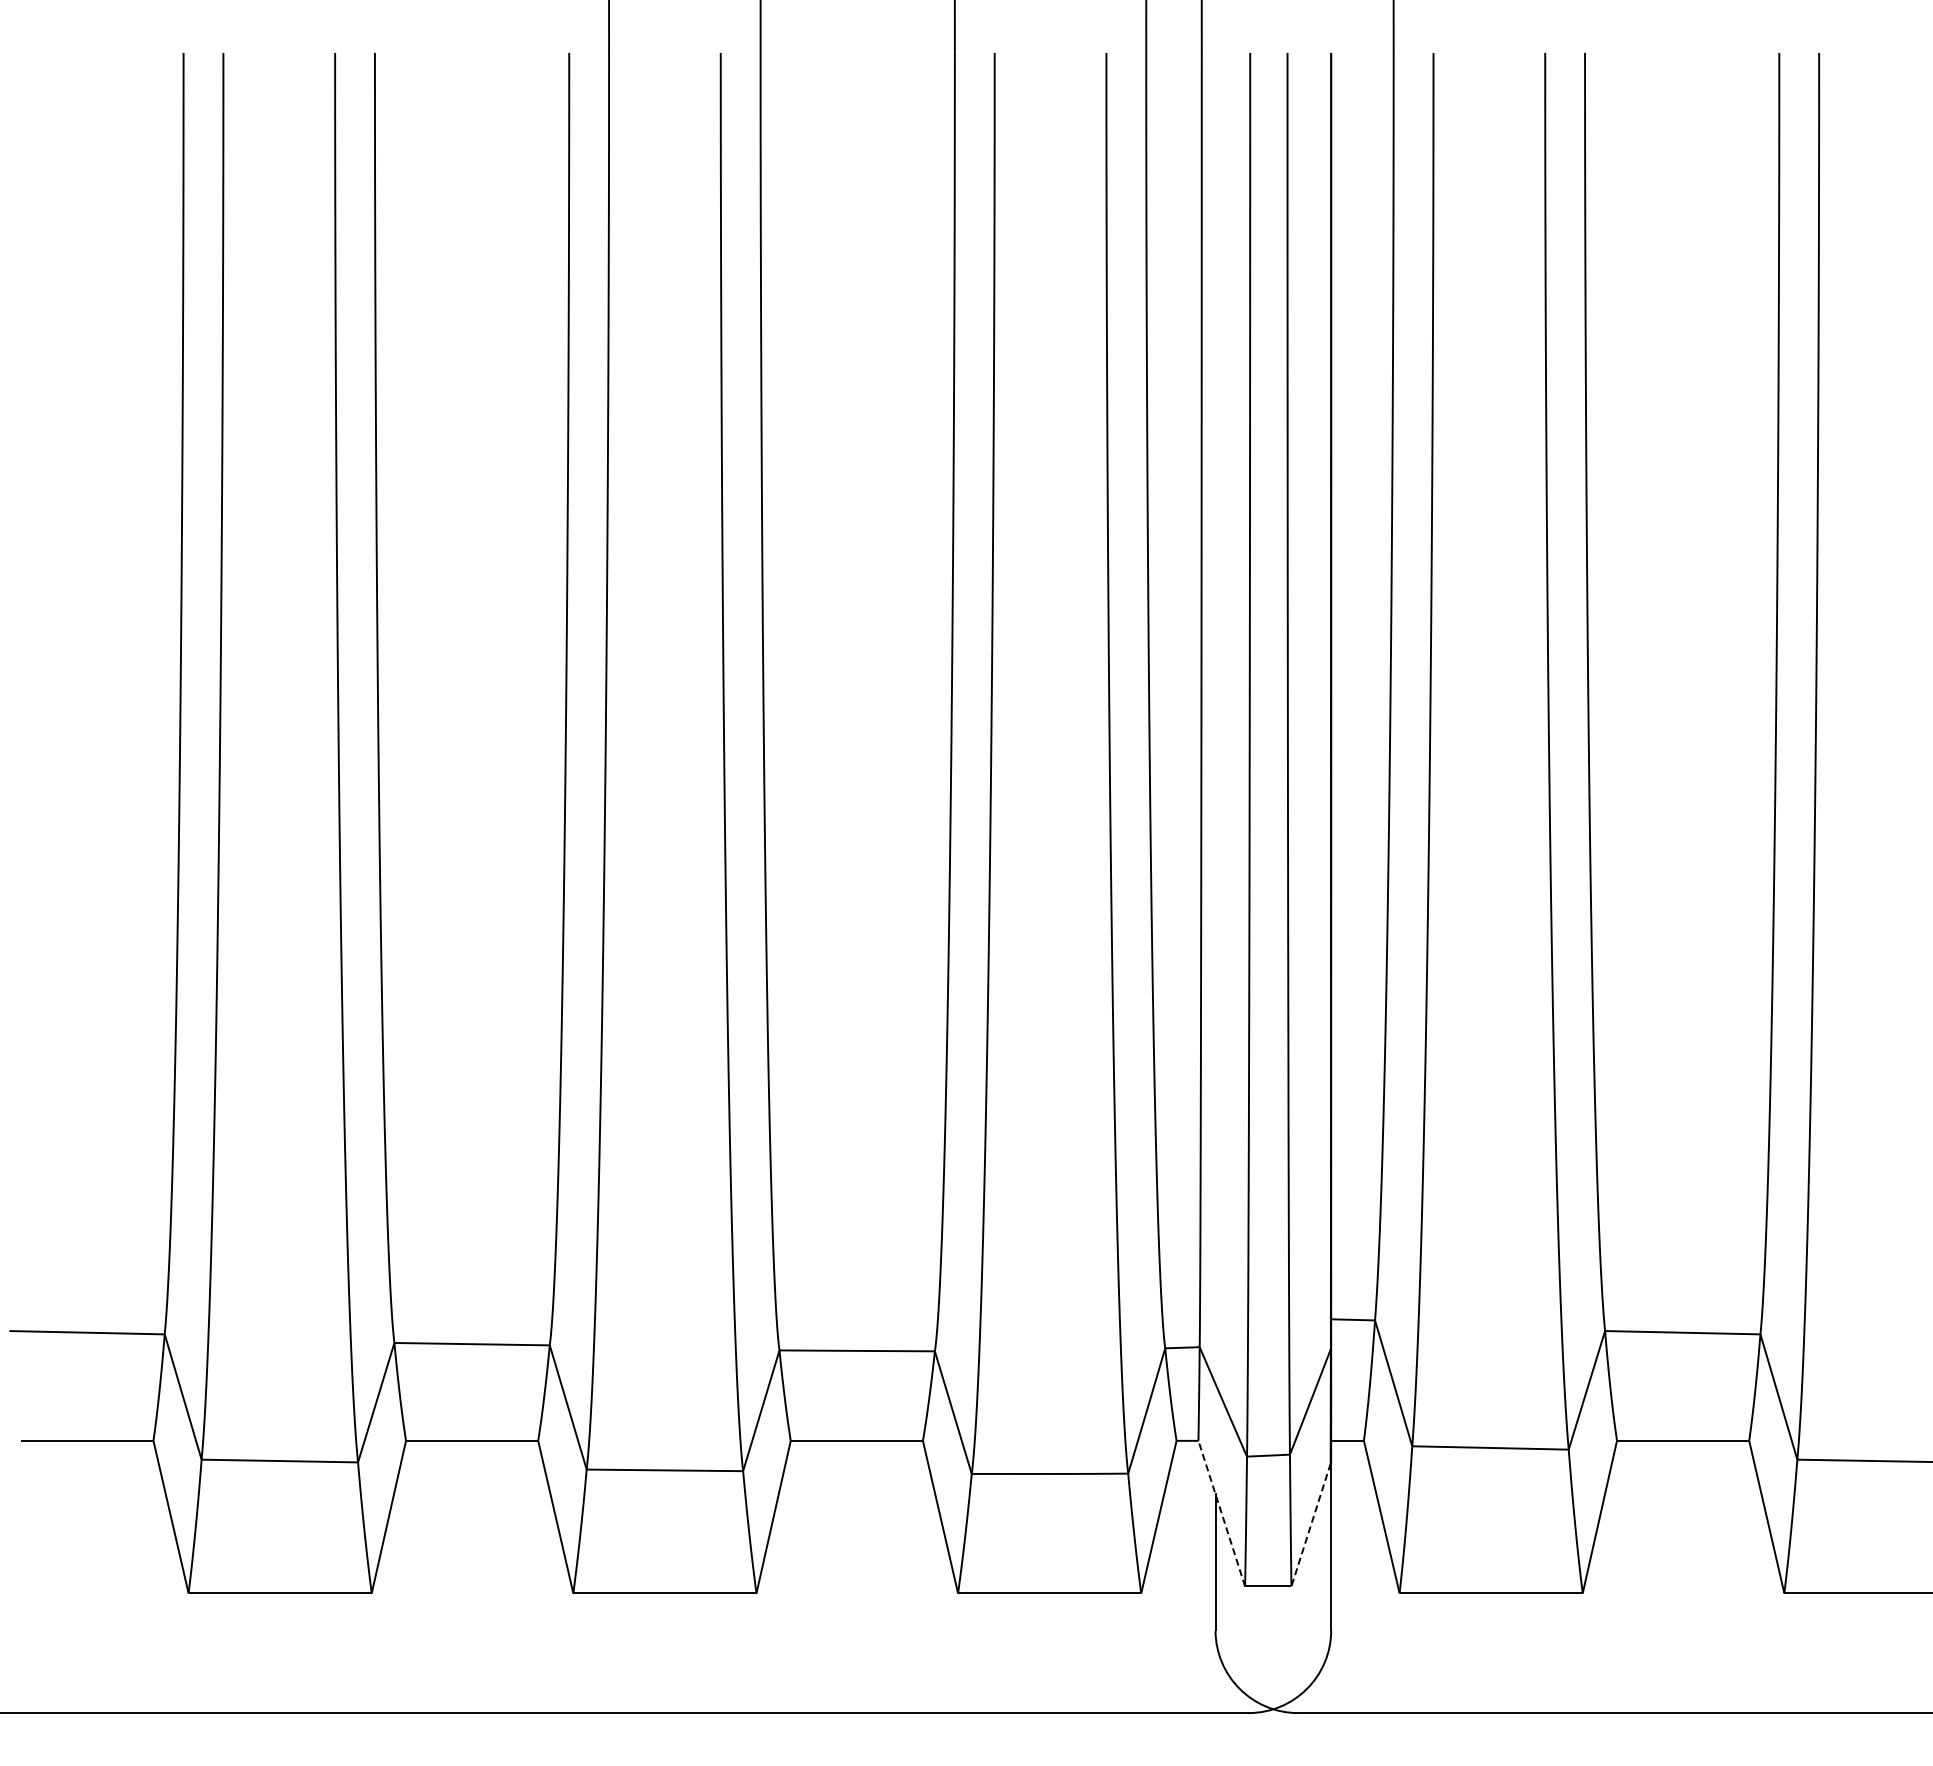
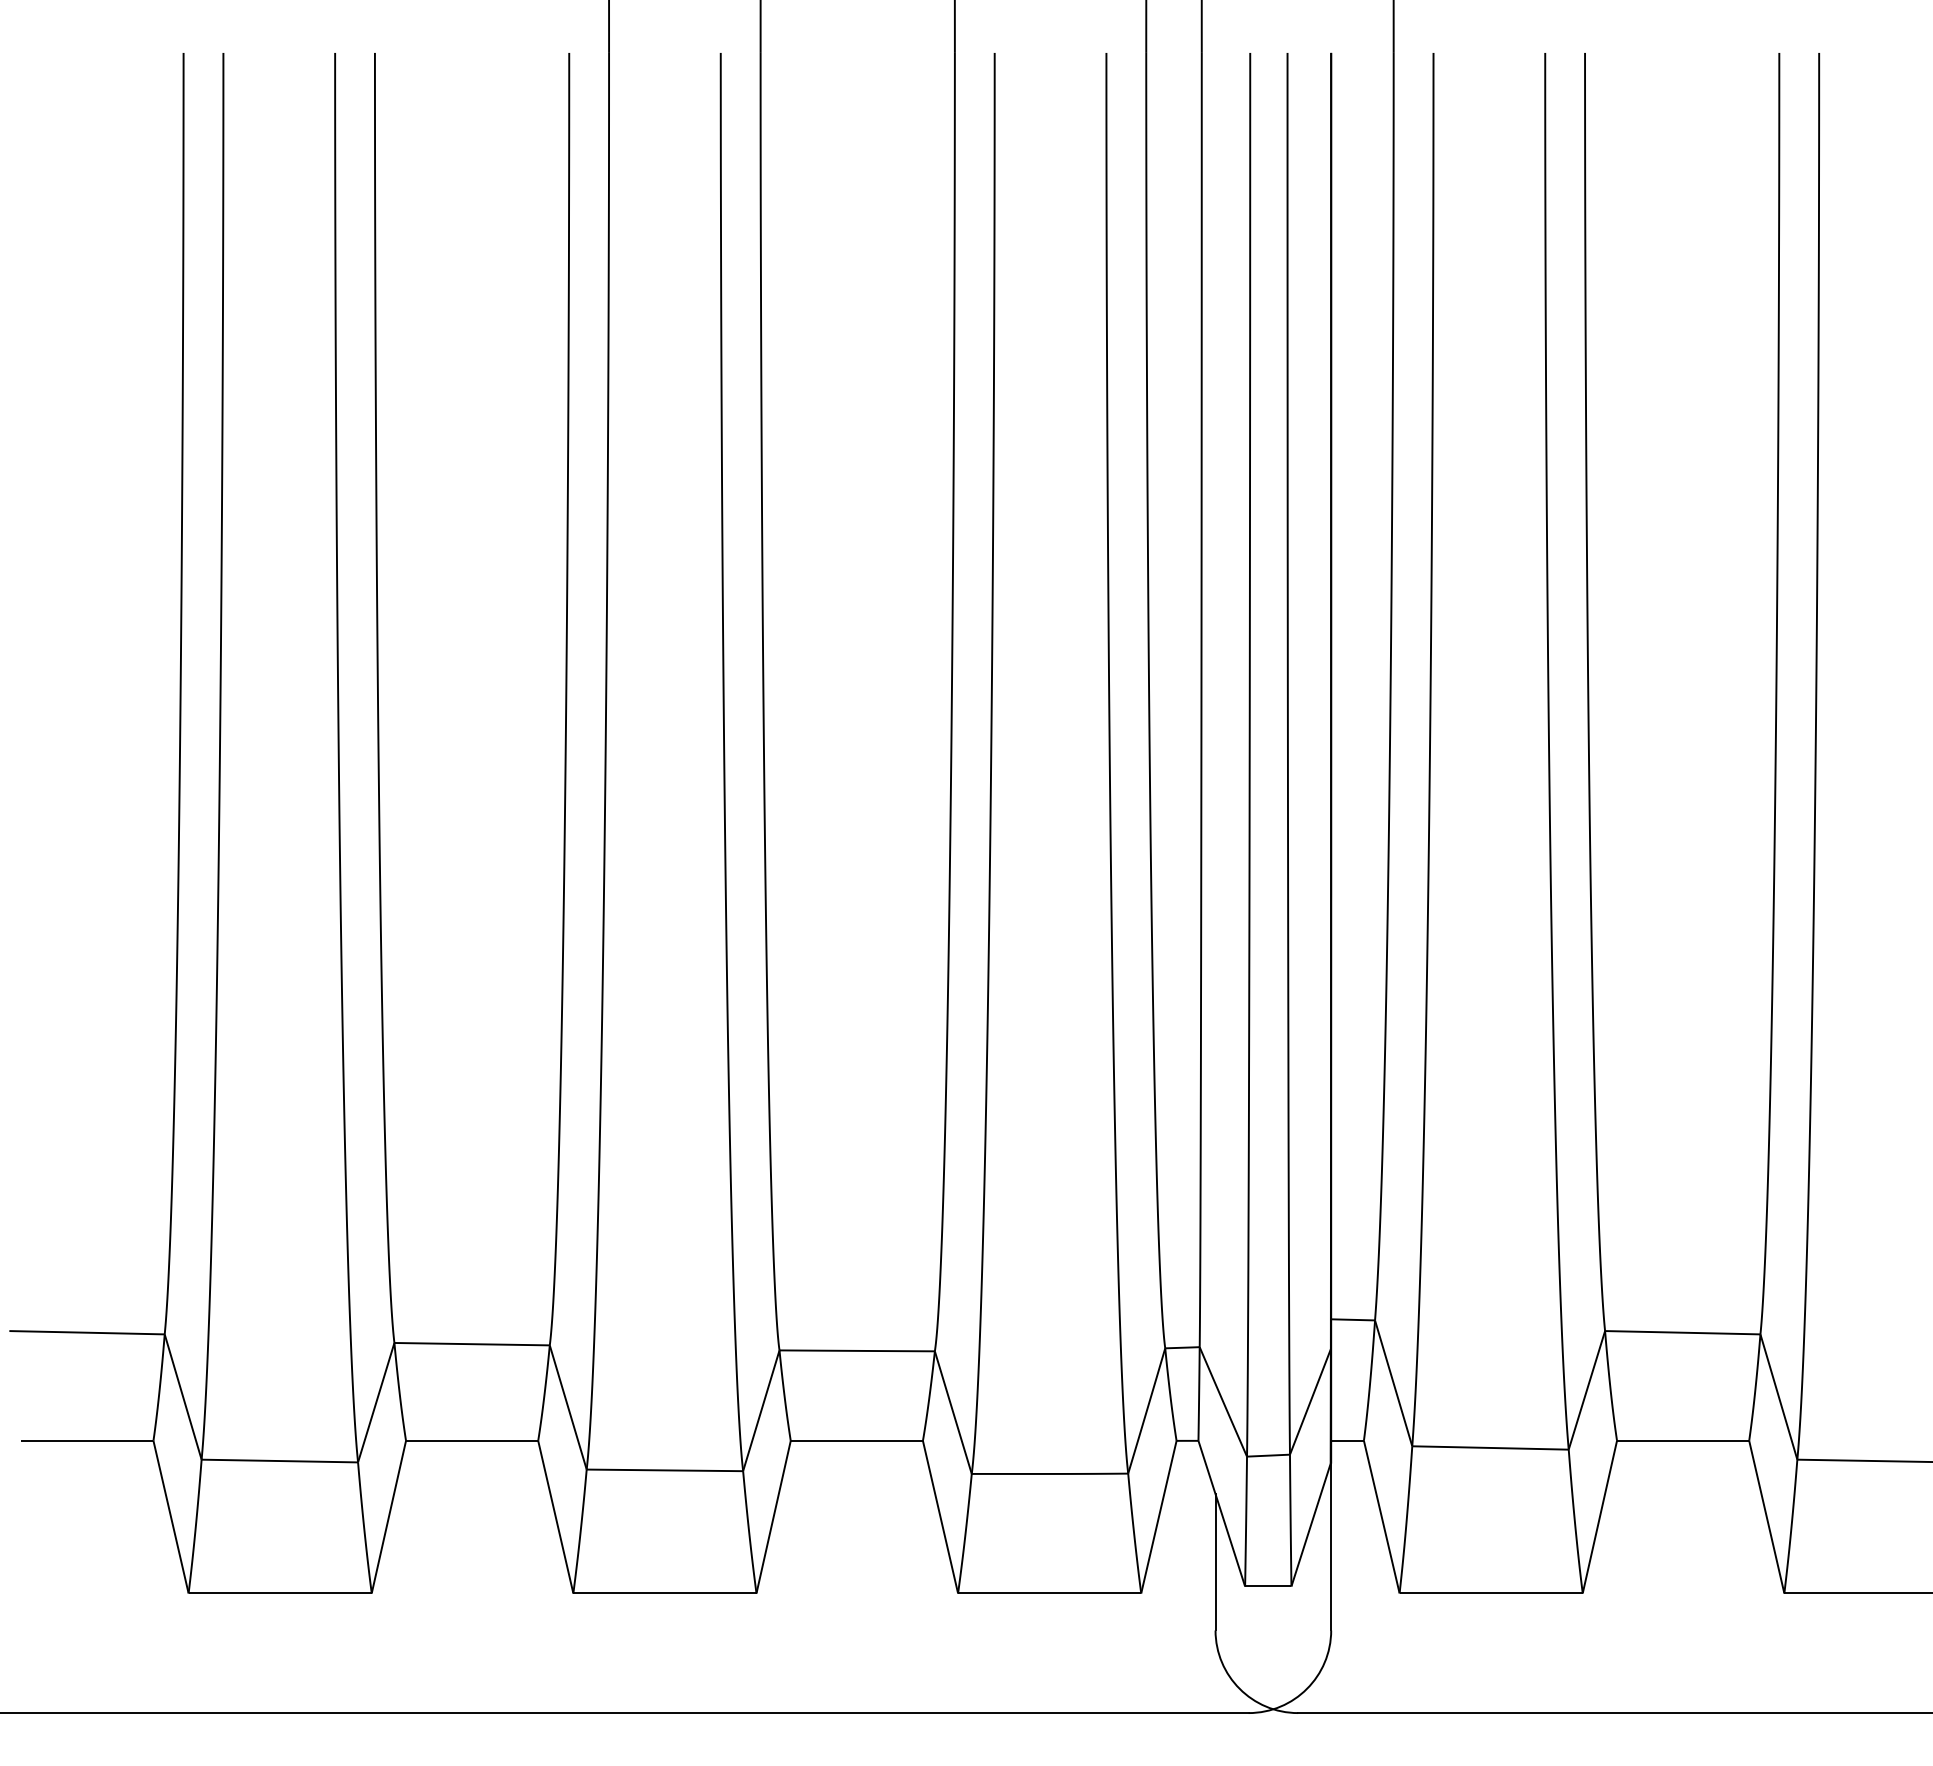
line: dashed -> solid (1221, 1513)
line: dashed -> solid (1311, 1525)
